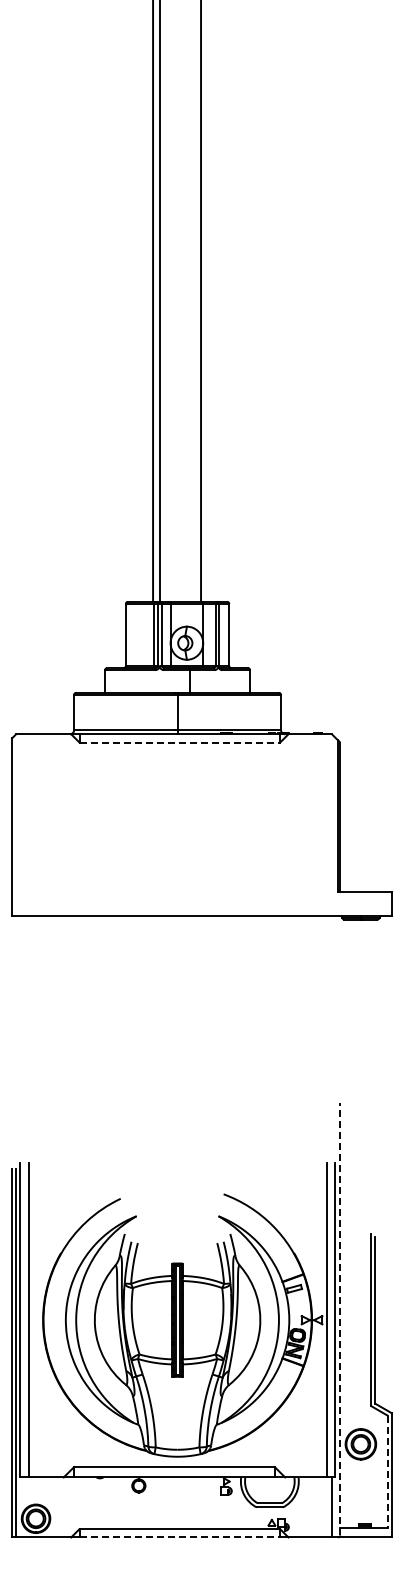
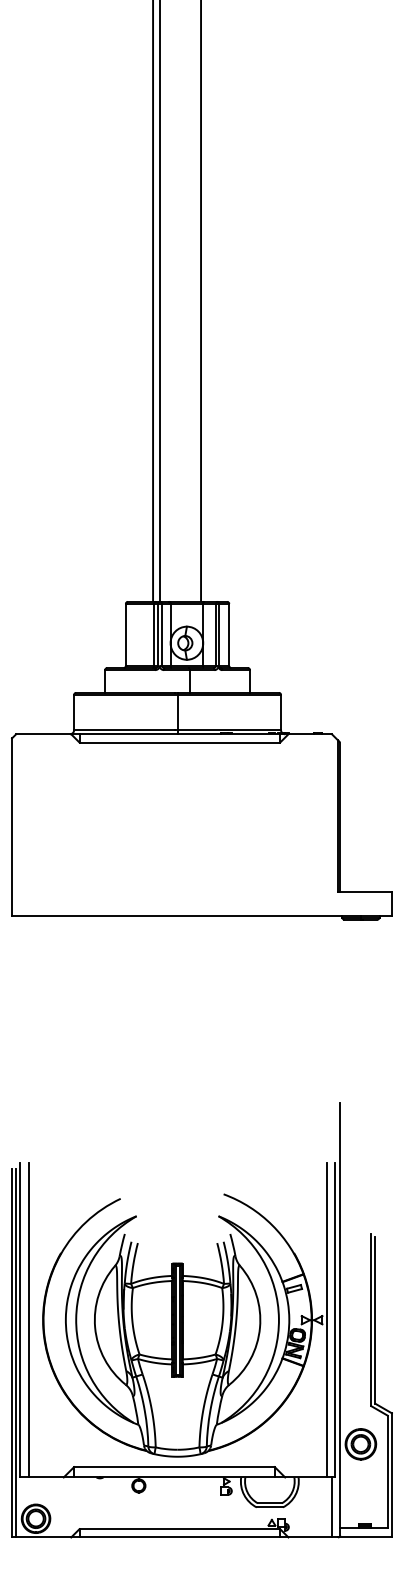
line: dashed -> solid (180, 742)
line: dashed -> solid (340, 1318)
line: dashed -> solid (387, 1472)
line: dashed -> solid (180, 1537)
